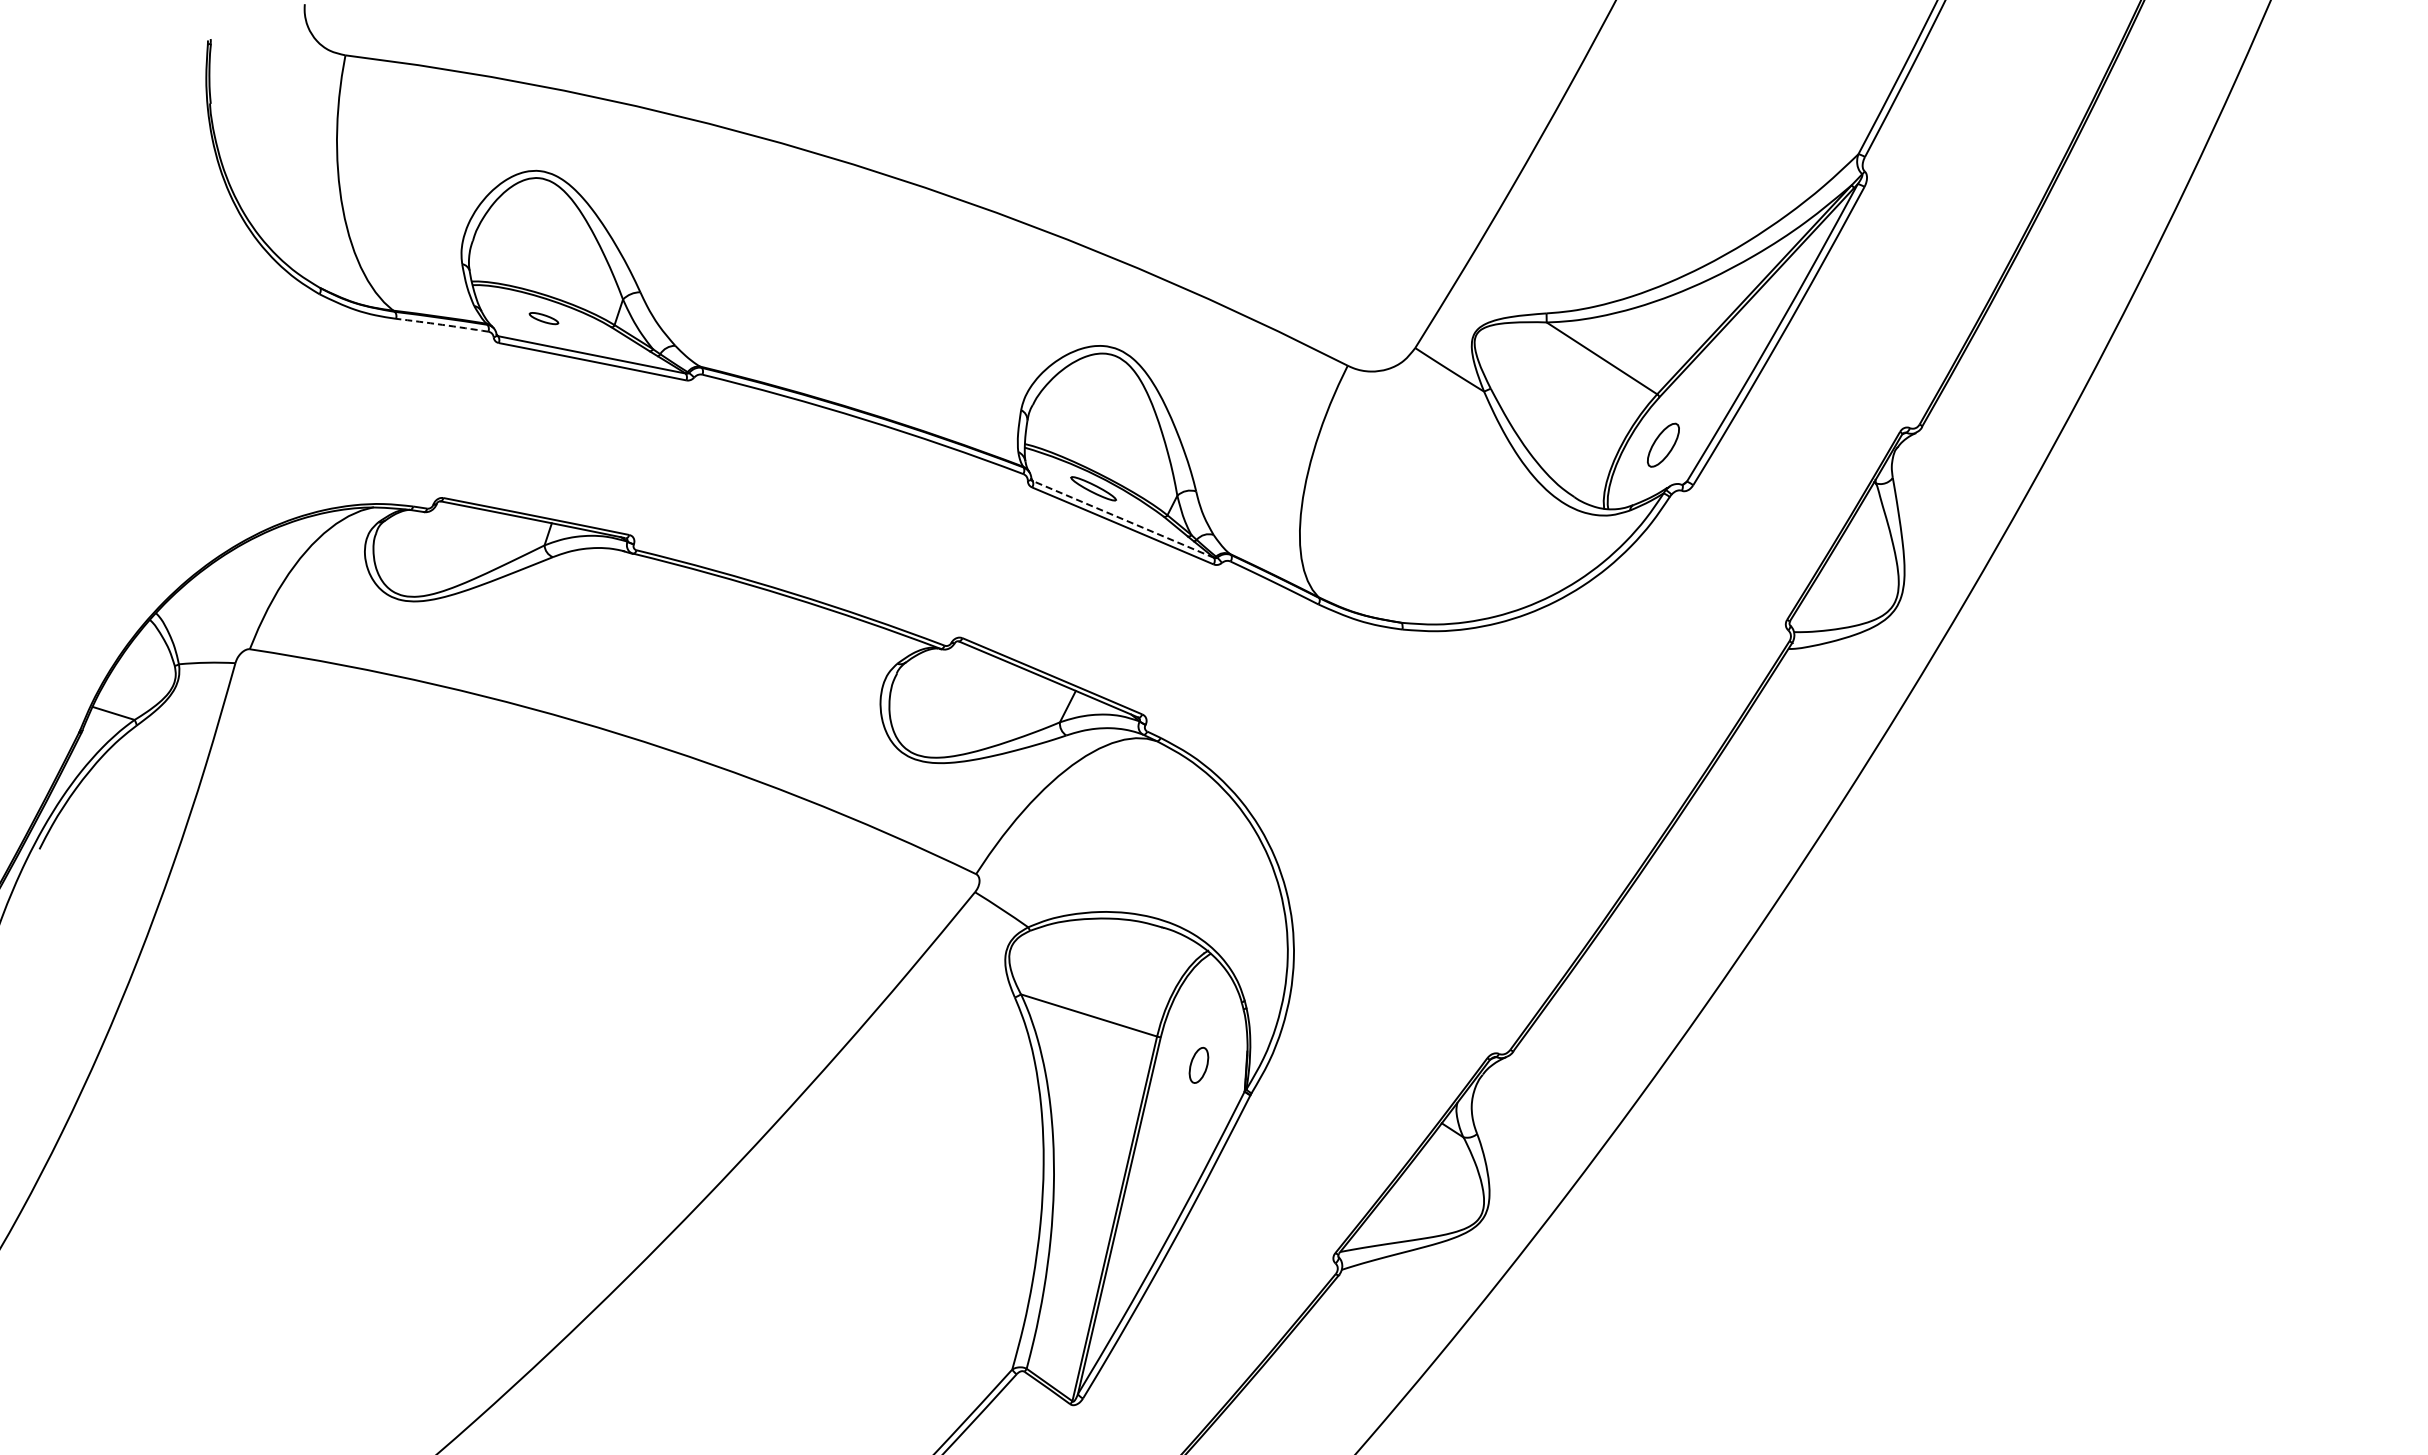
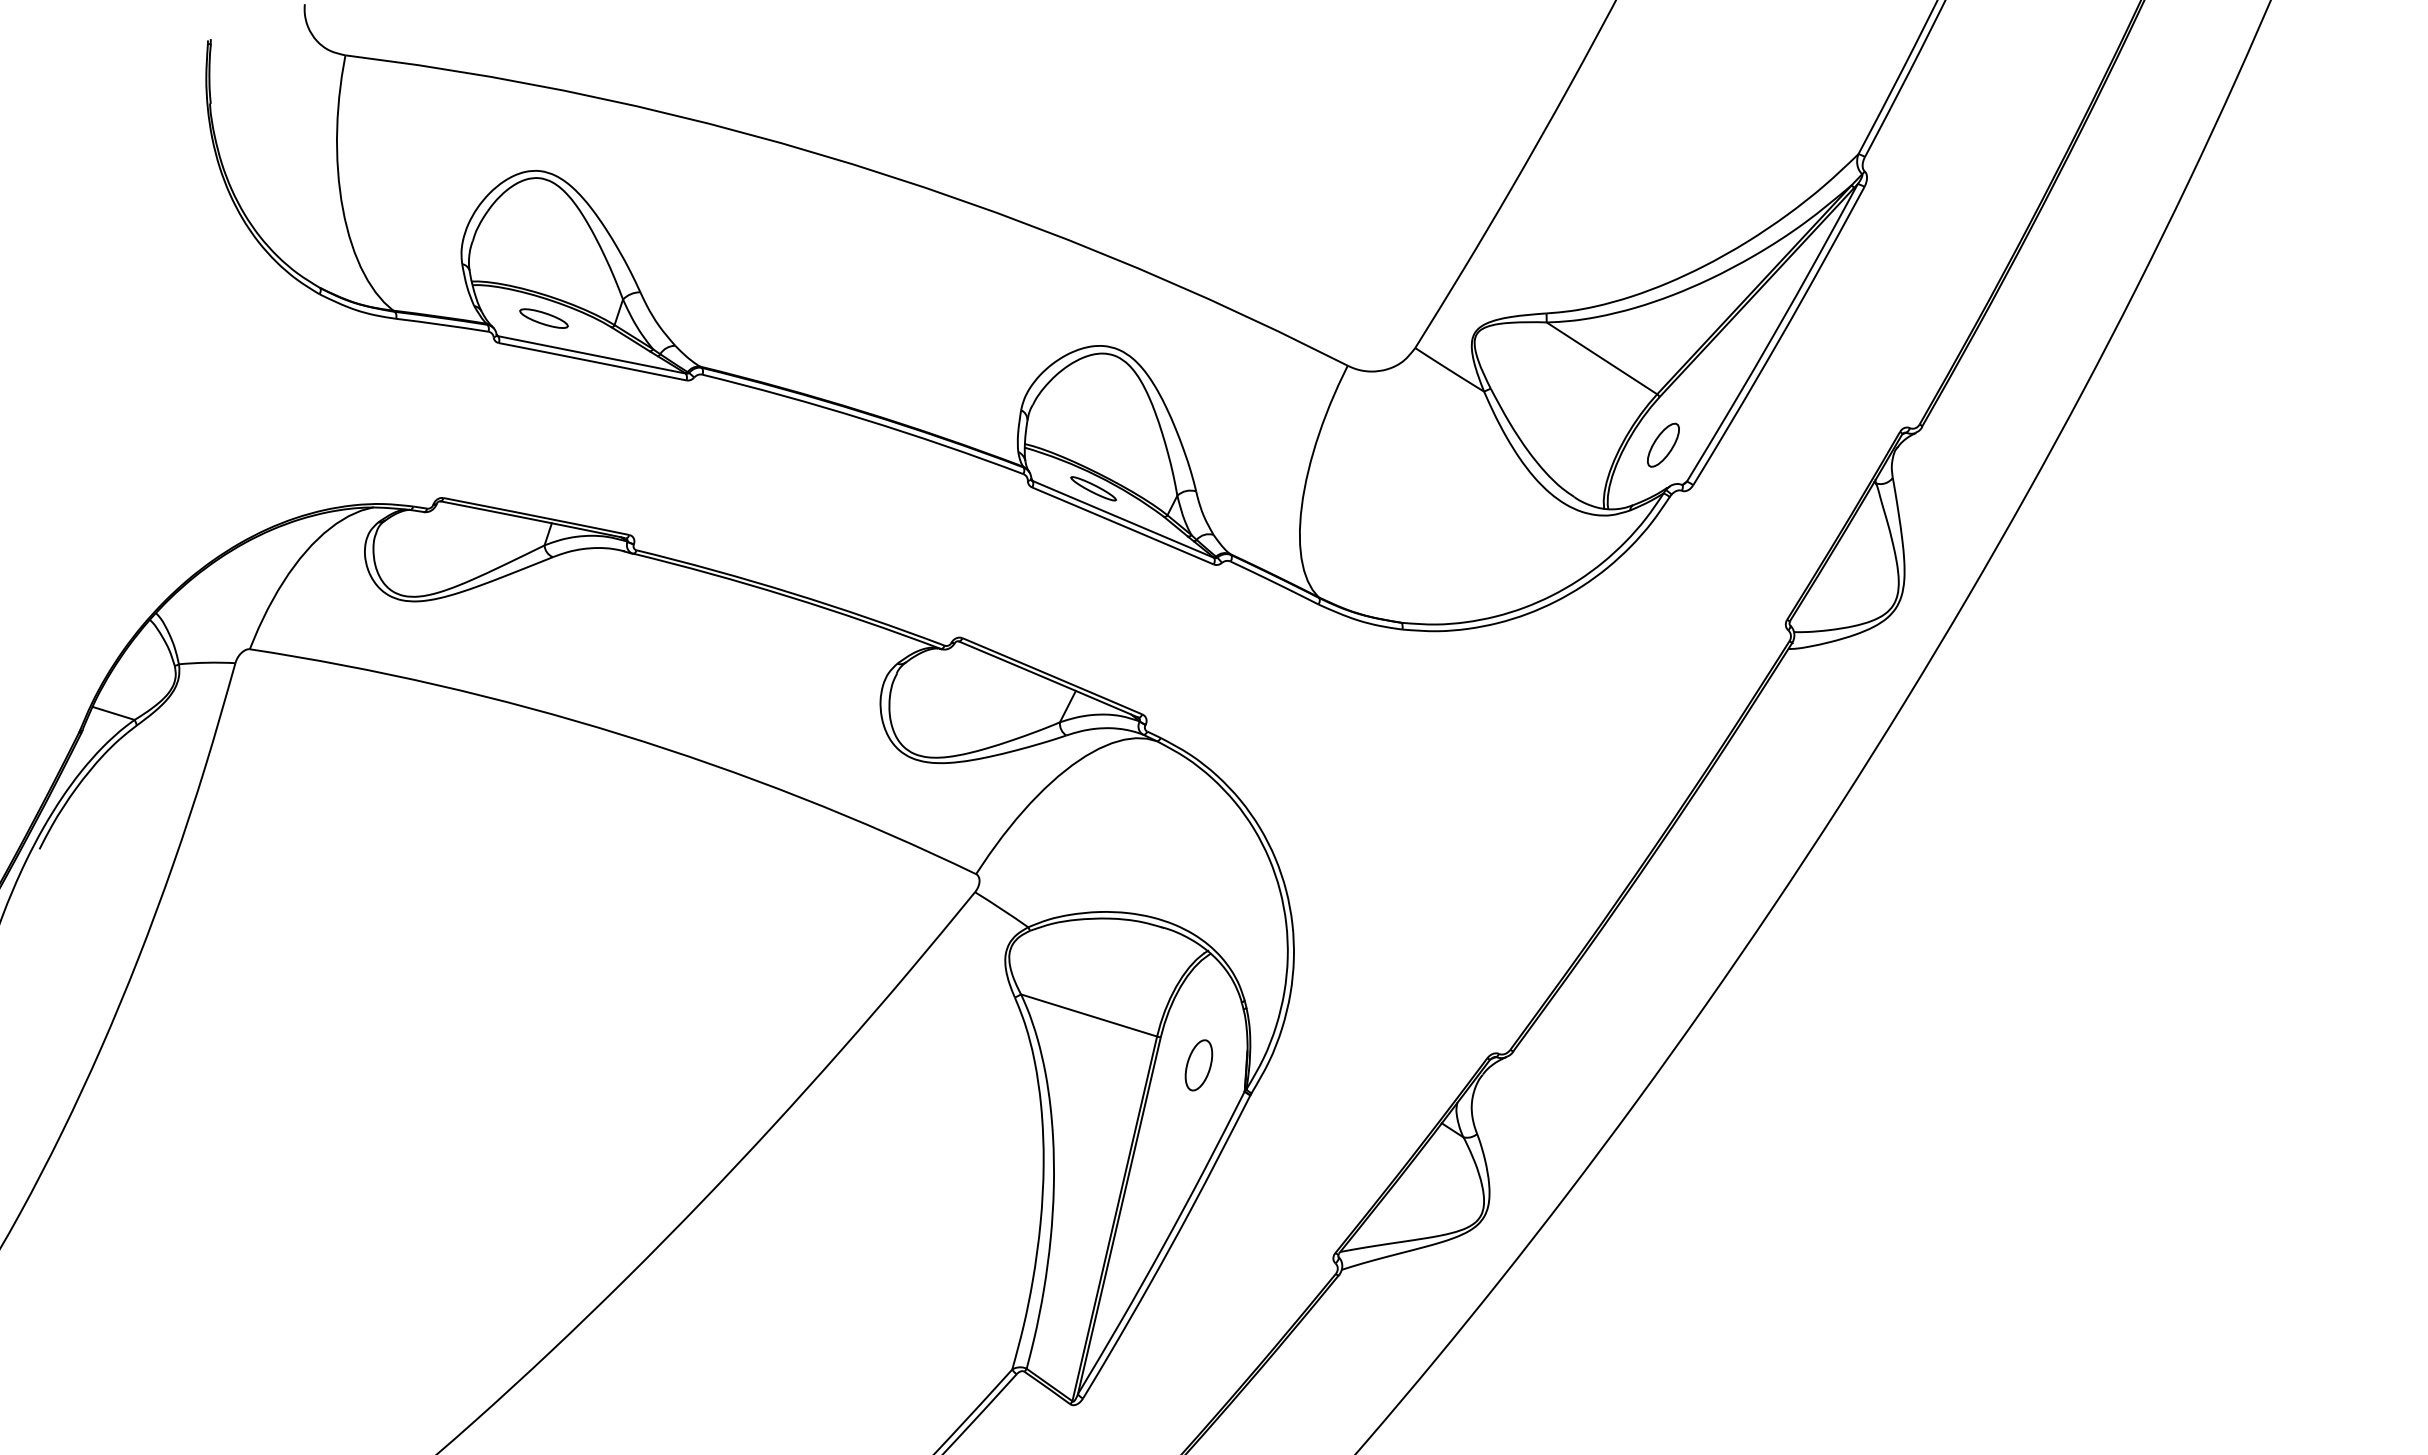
part size: 32x14 px -> 50x21 px (543, 318)
arc: dashed -> solid (442, 324)
line: dashed -> solid (1123, 519)
part size: 22x38 px -> 30x53 px (1198, 1065)
